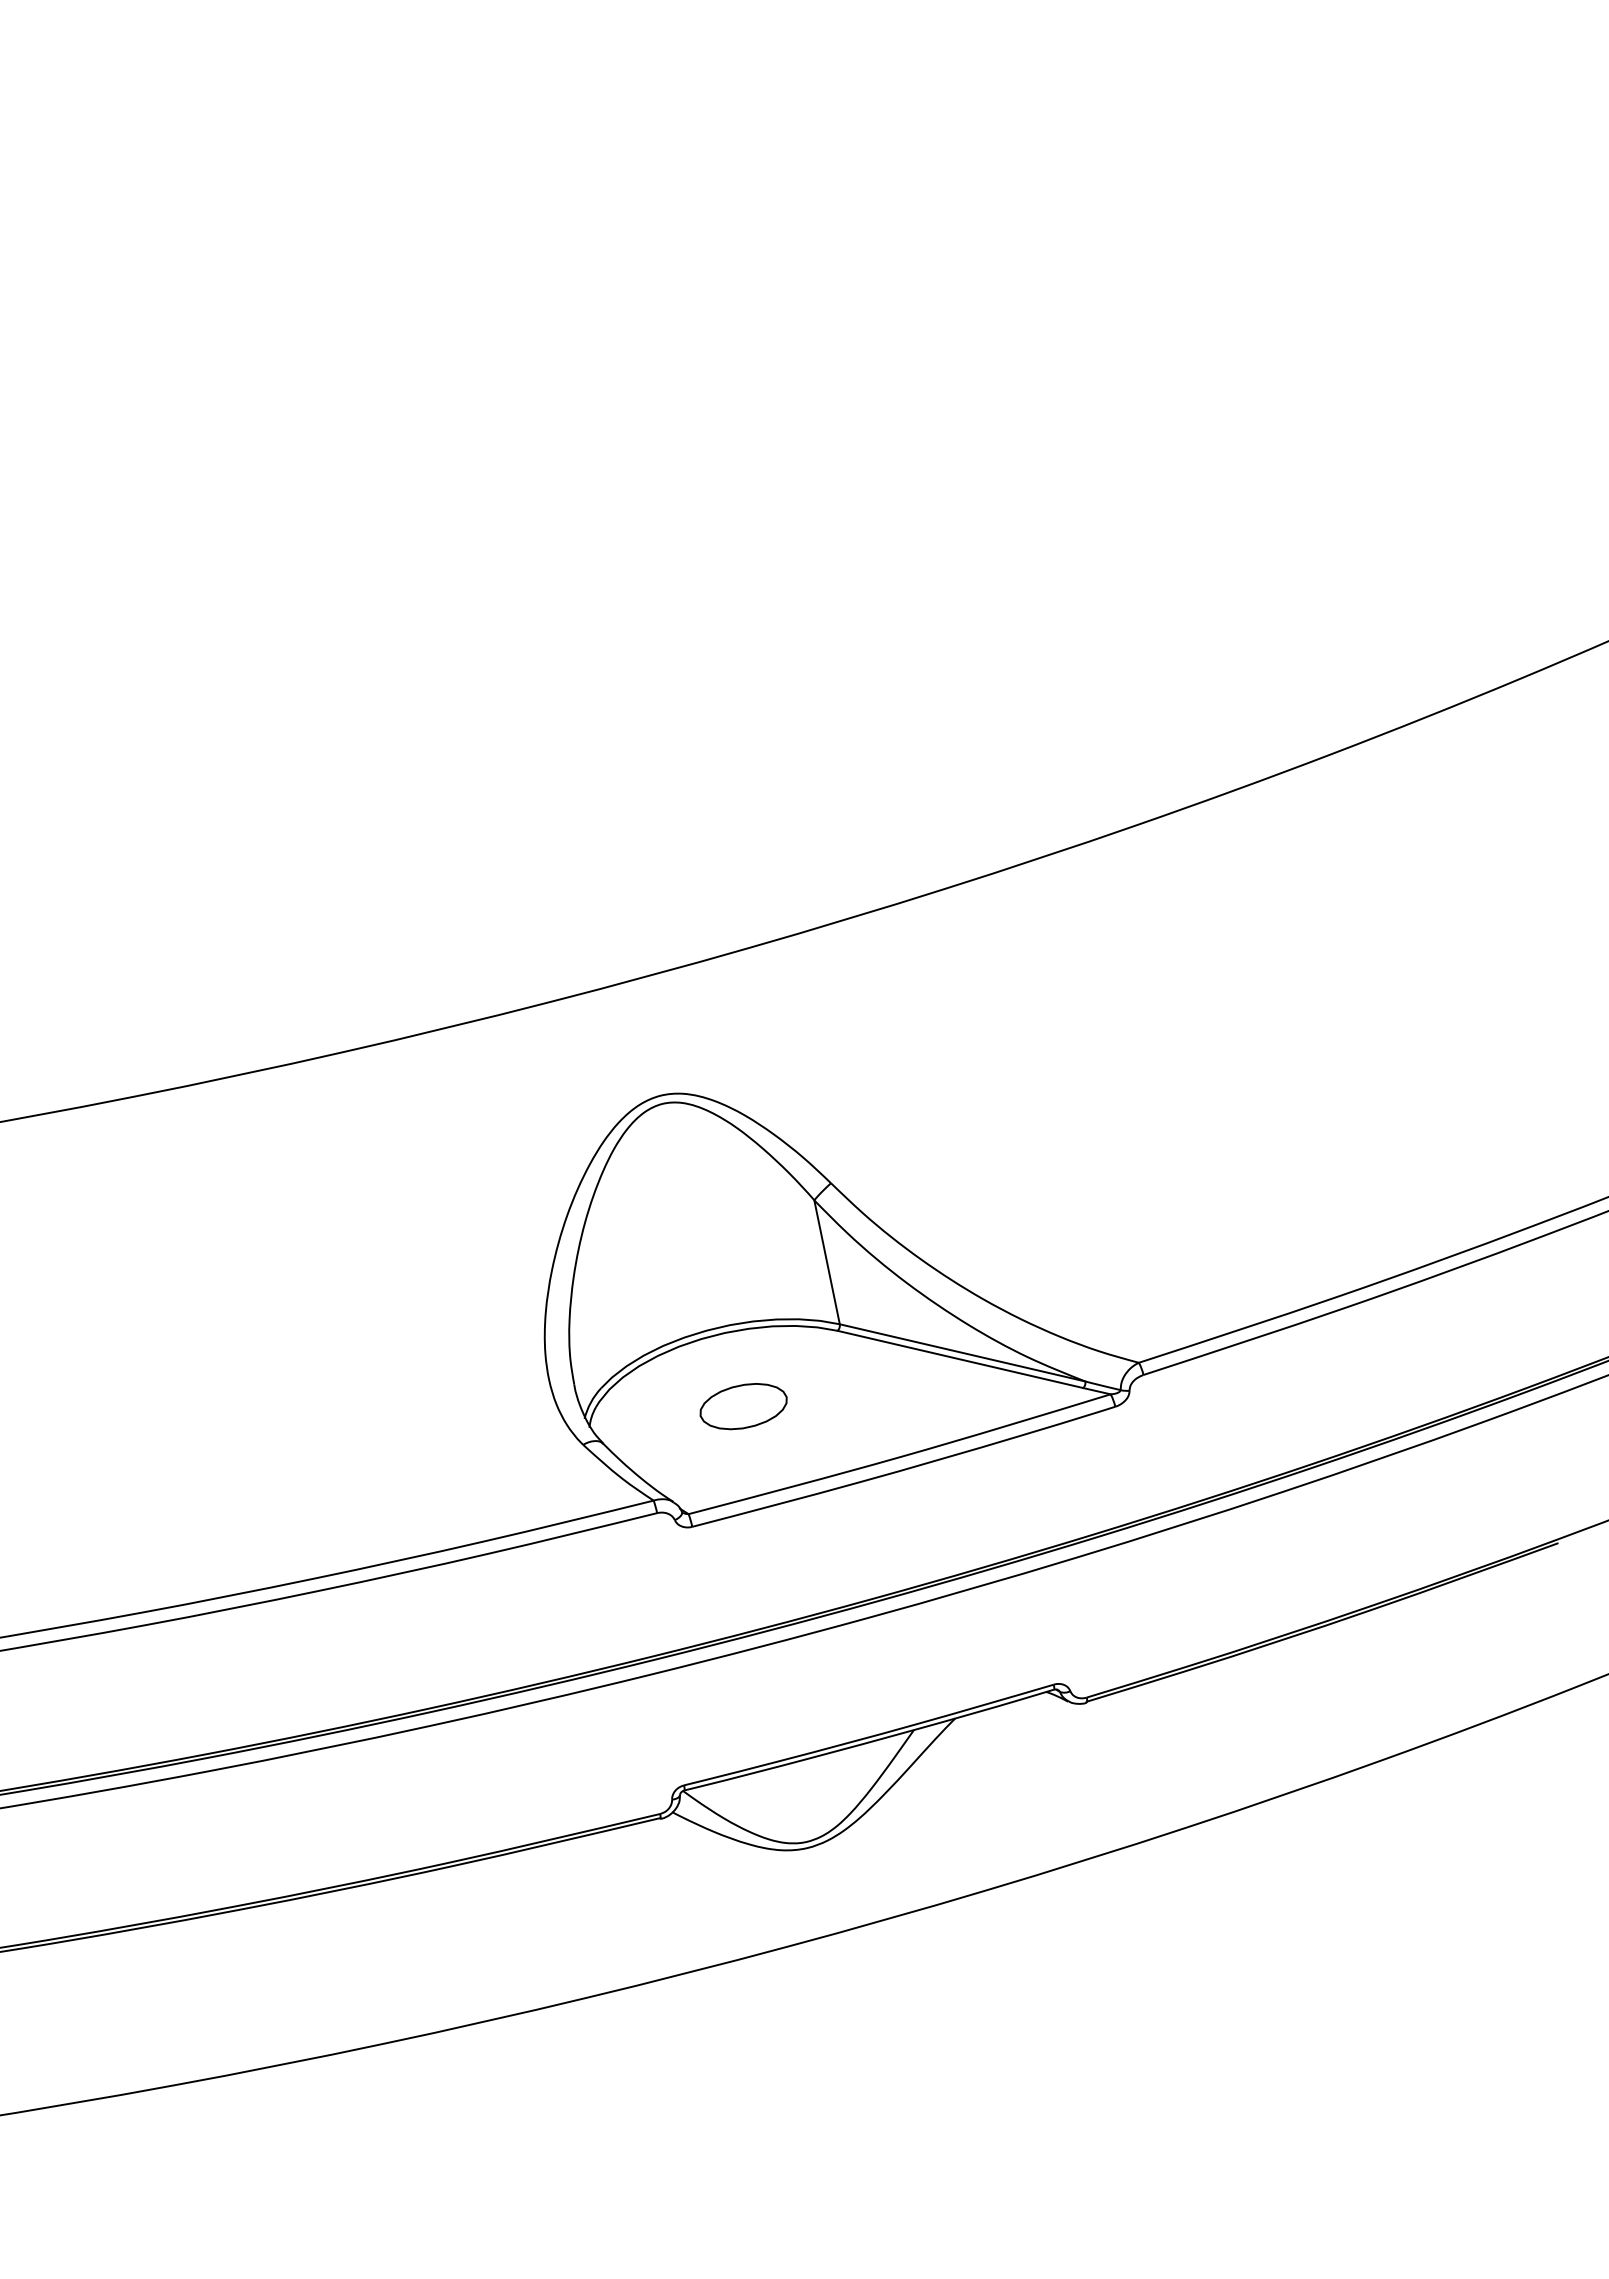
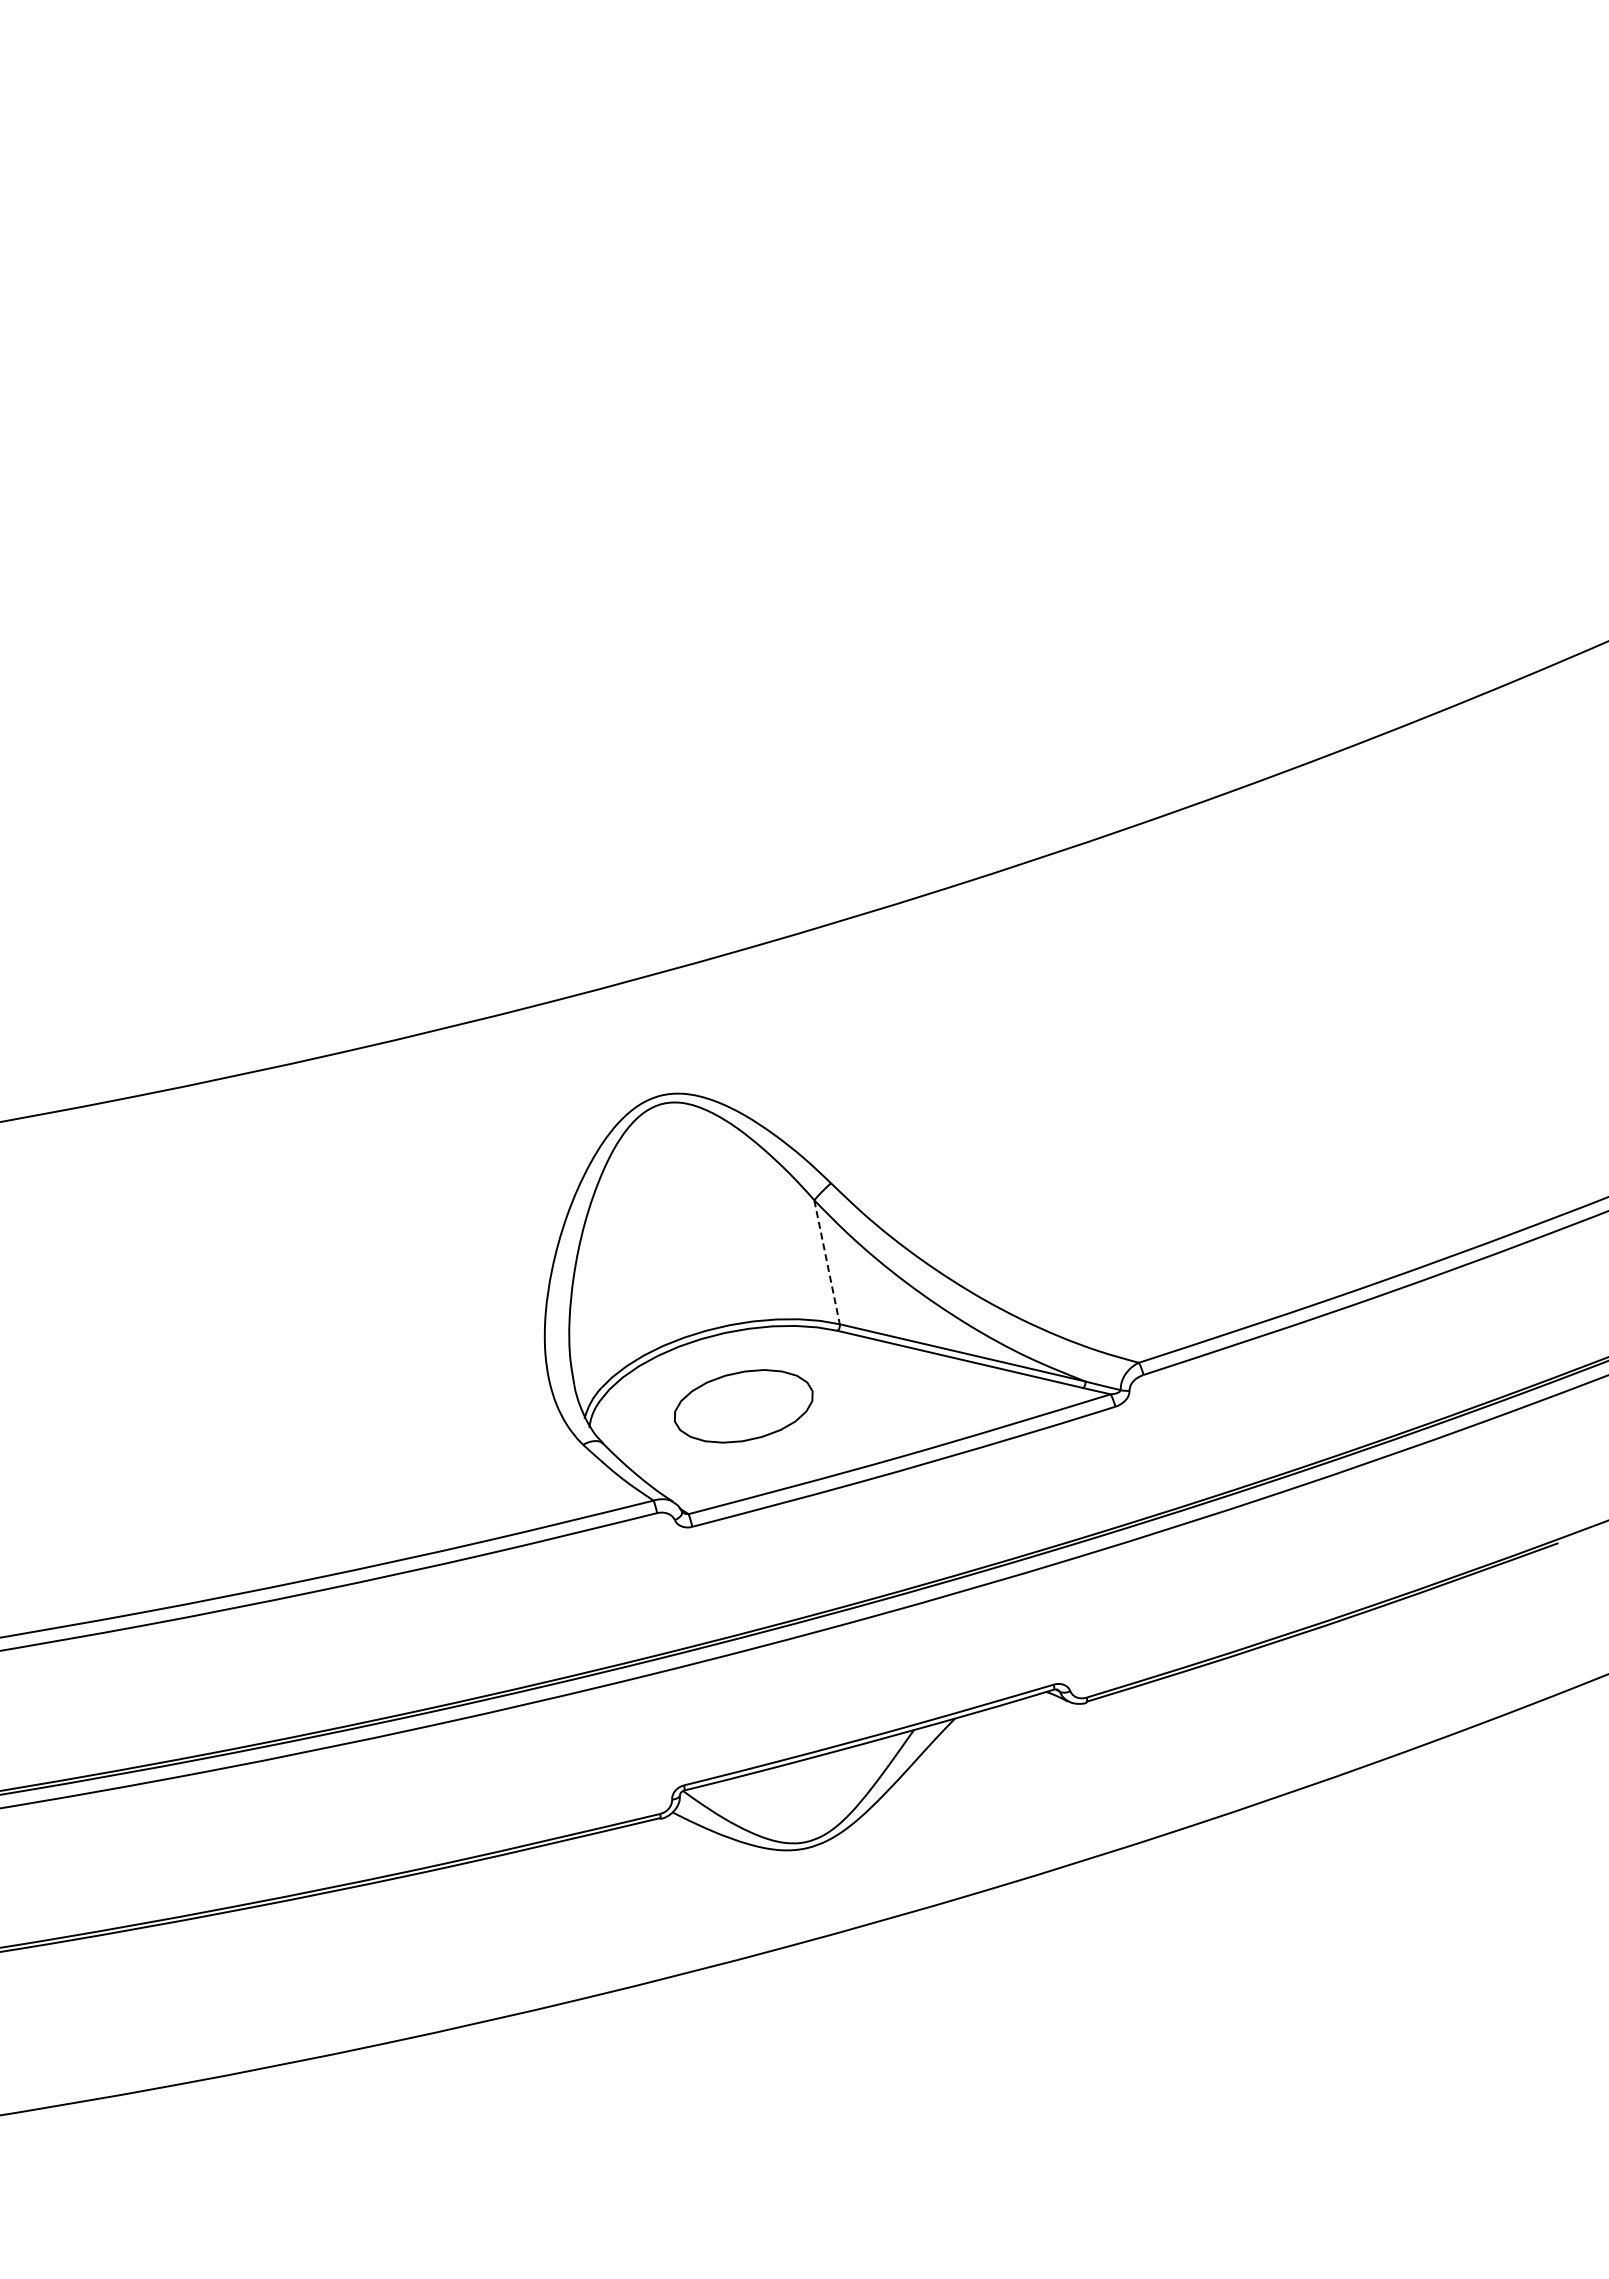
line: solid -> dashed (827, 1262)
part size: 89x48 px -> 140x75 px (743, 1406)
